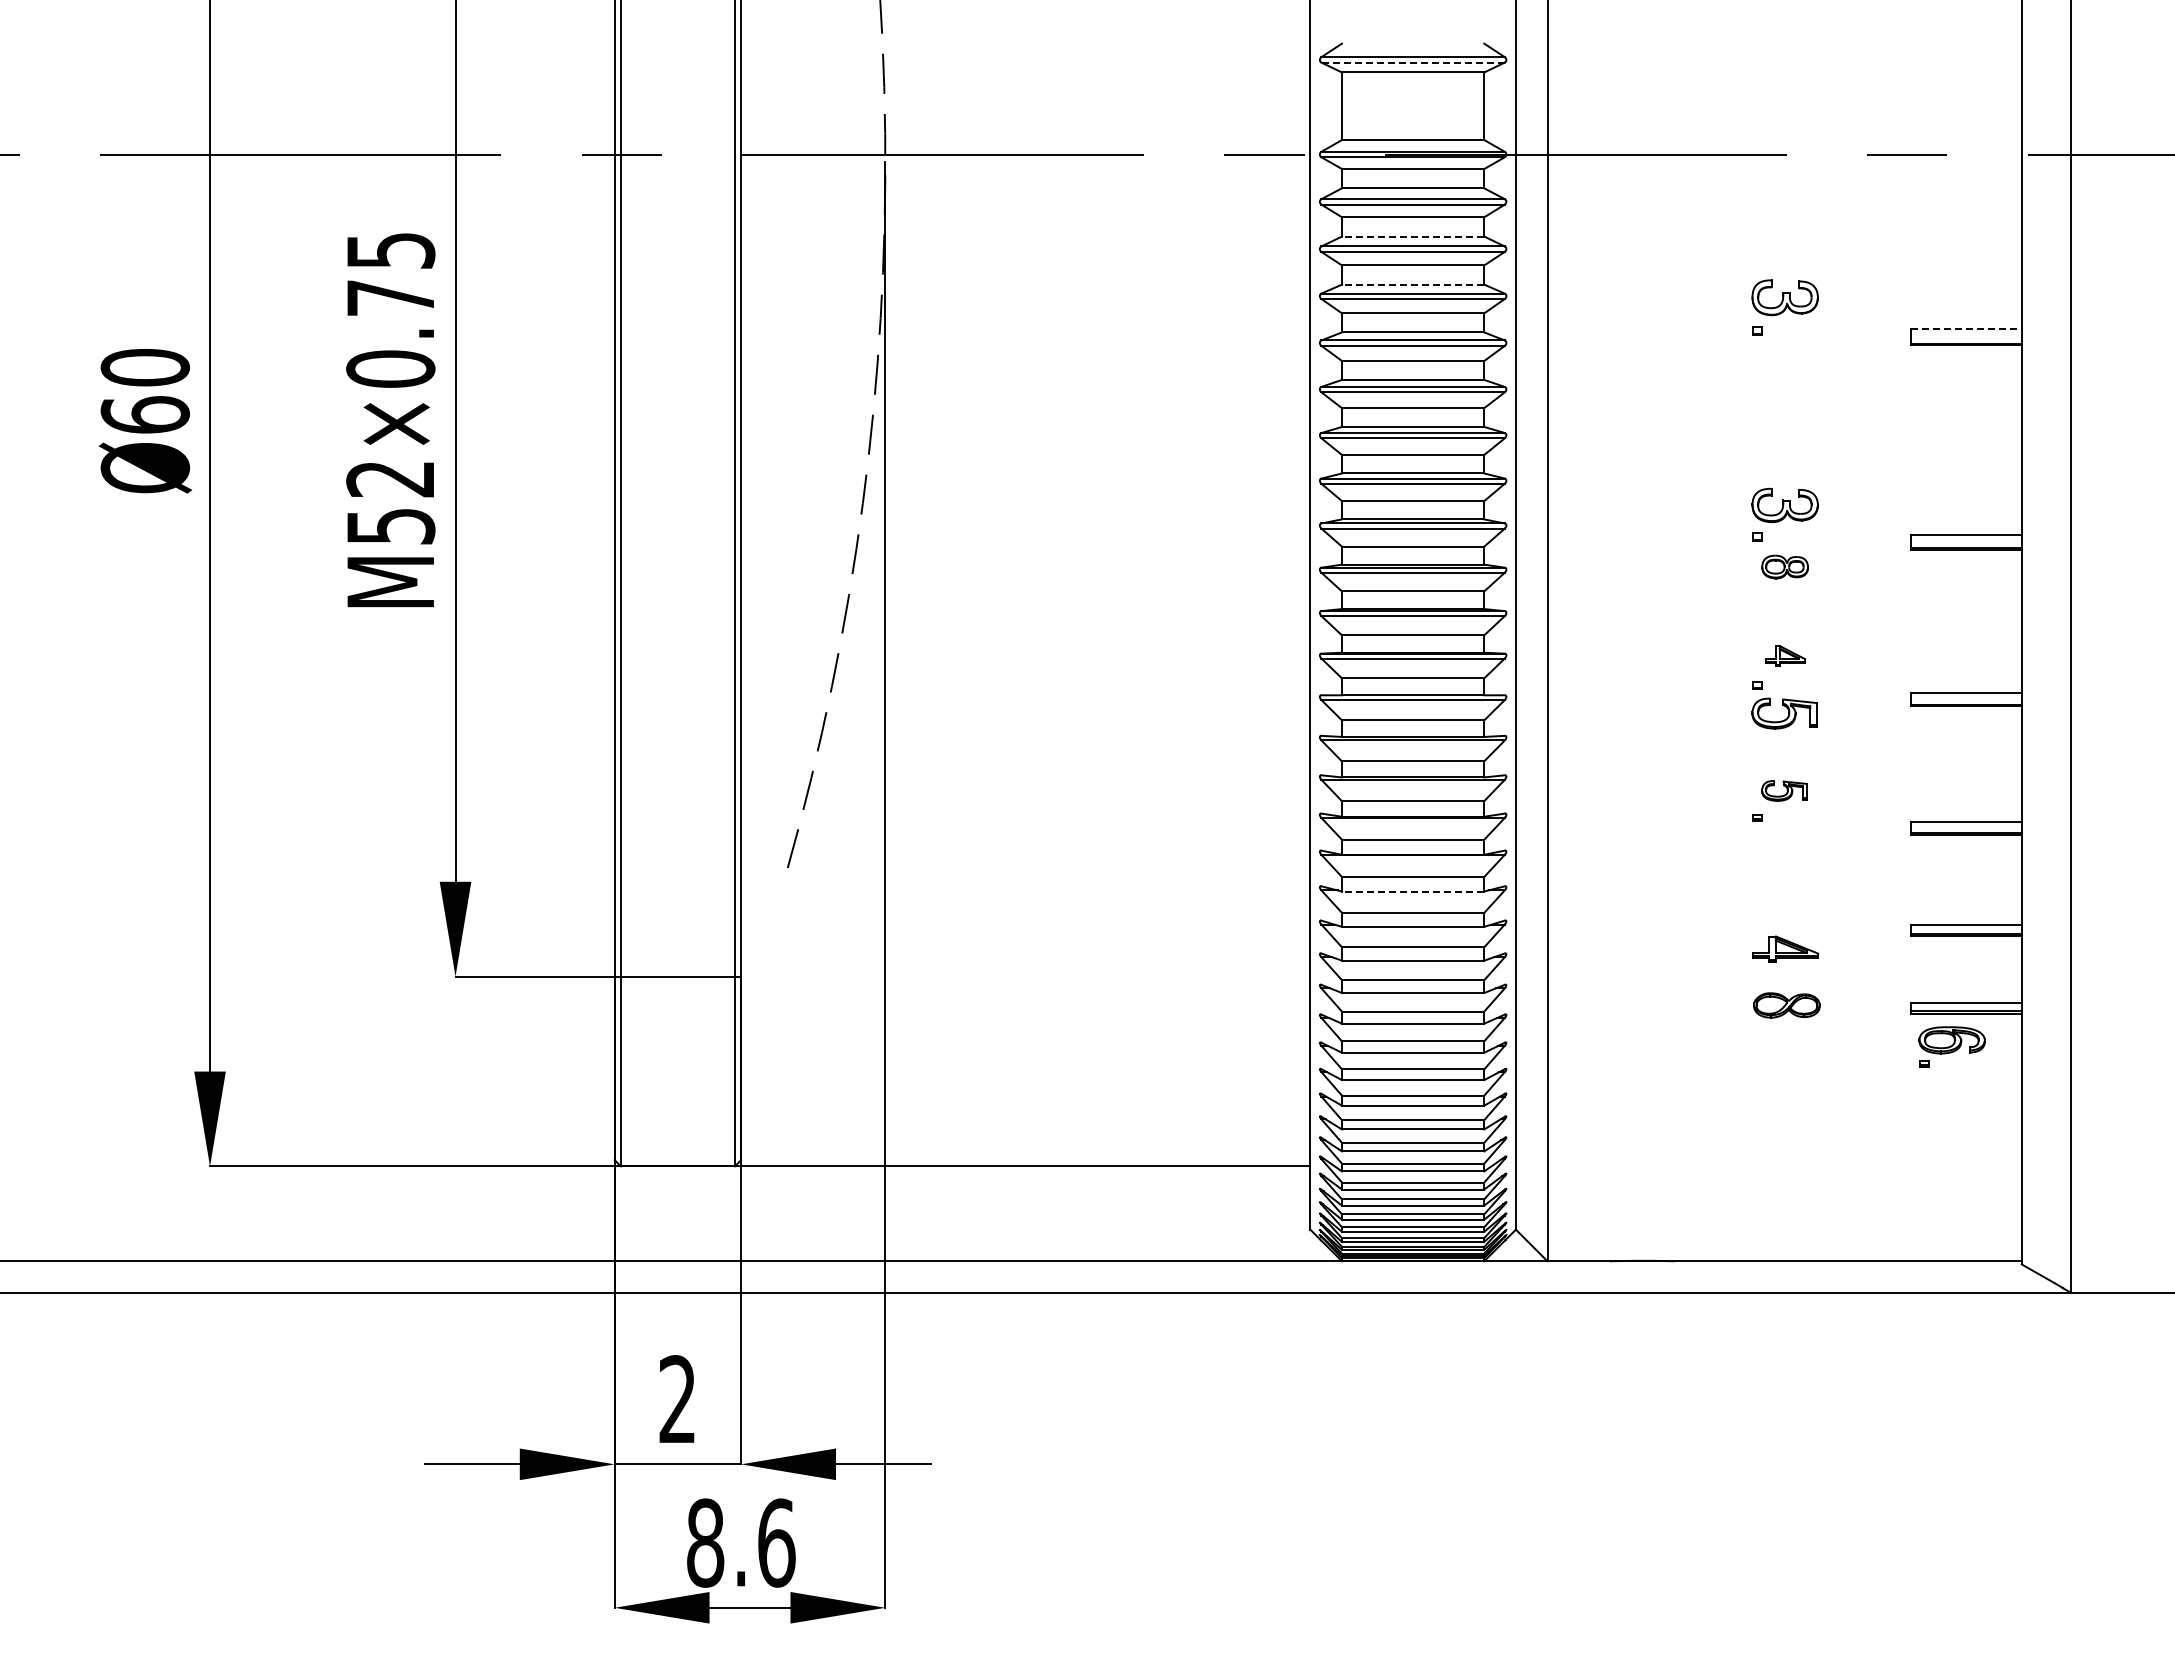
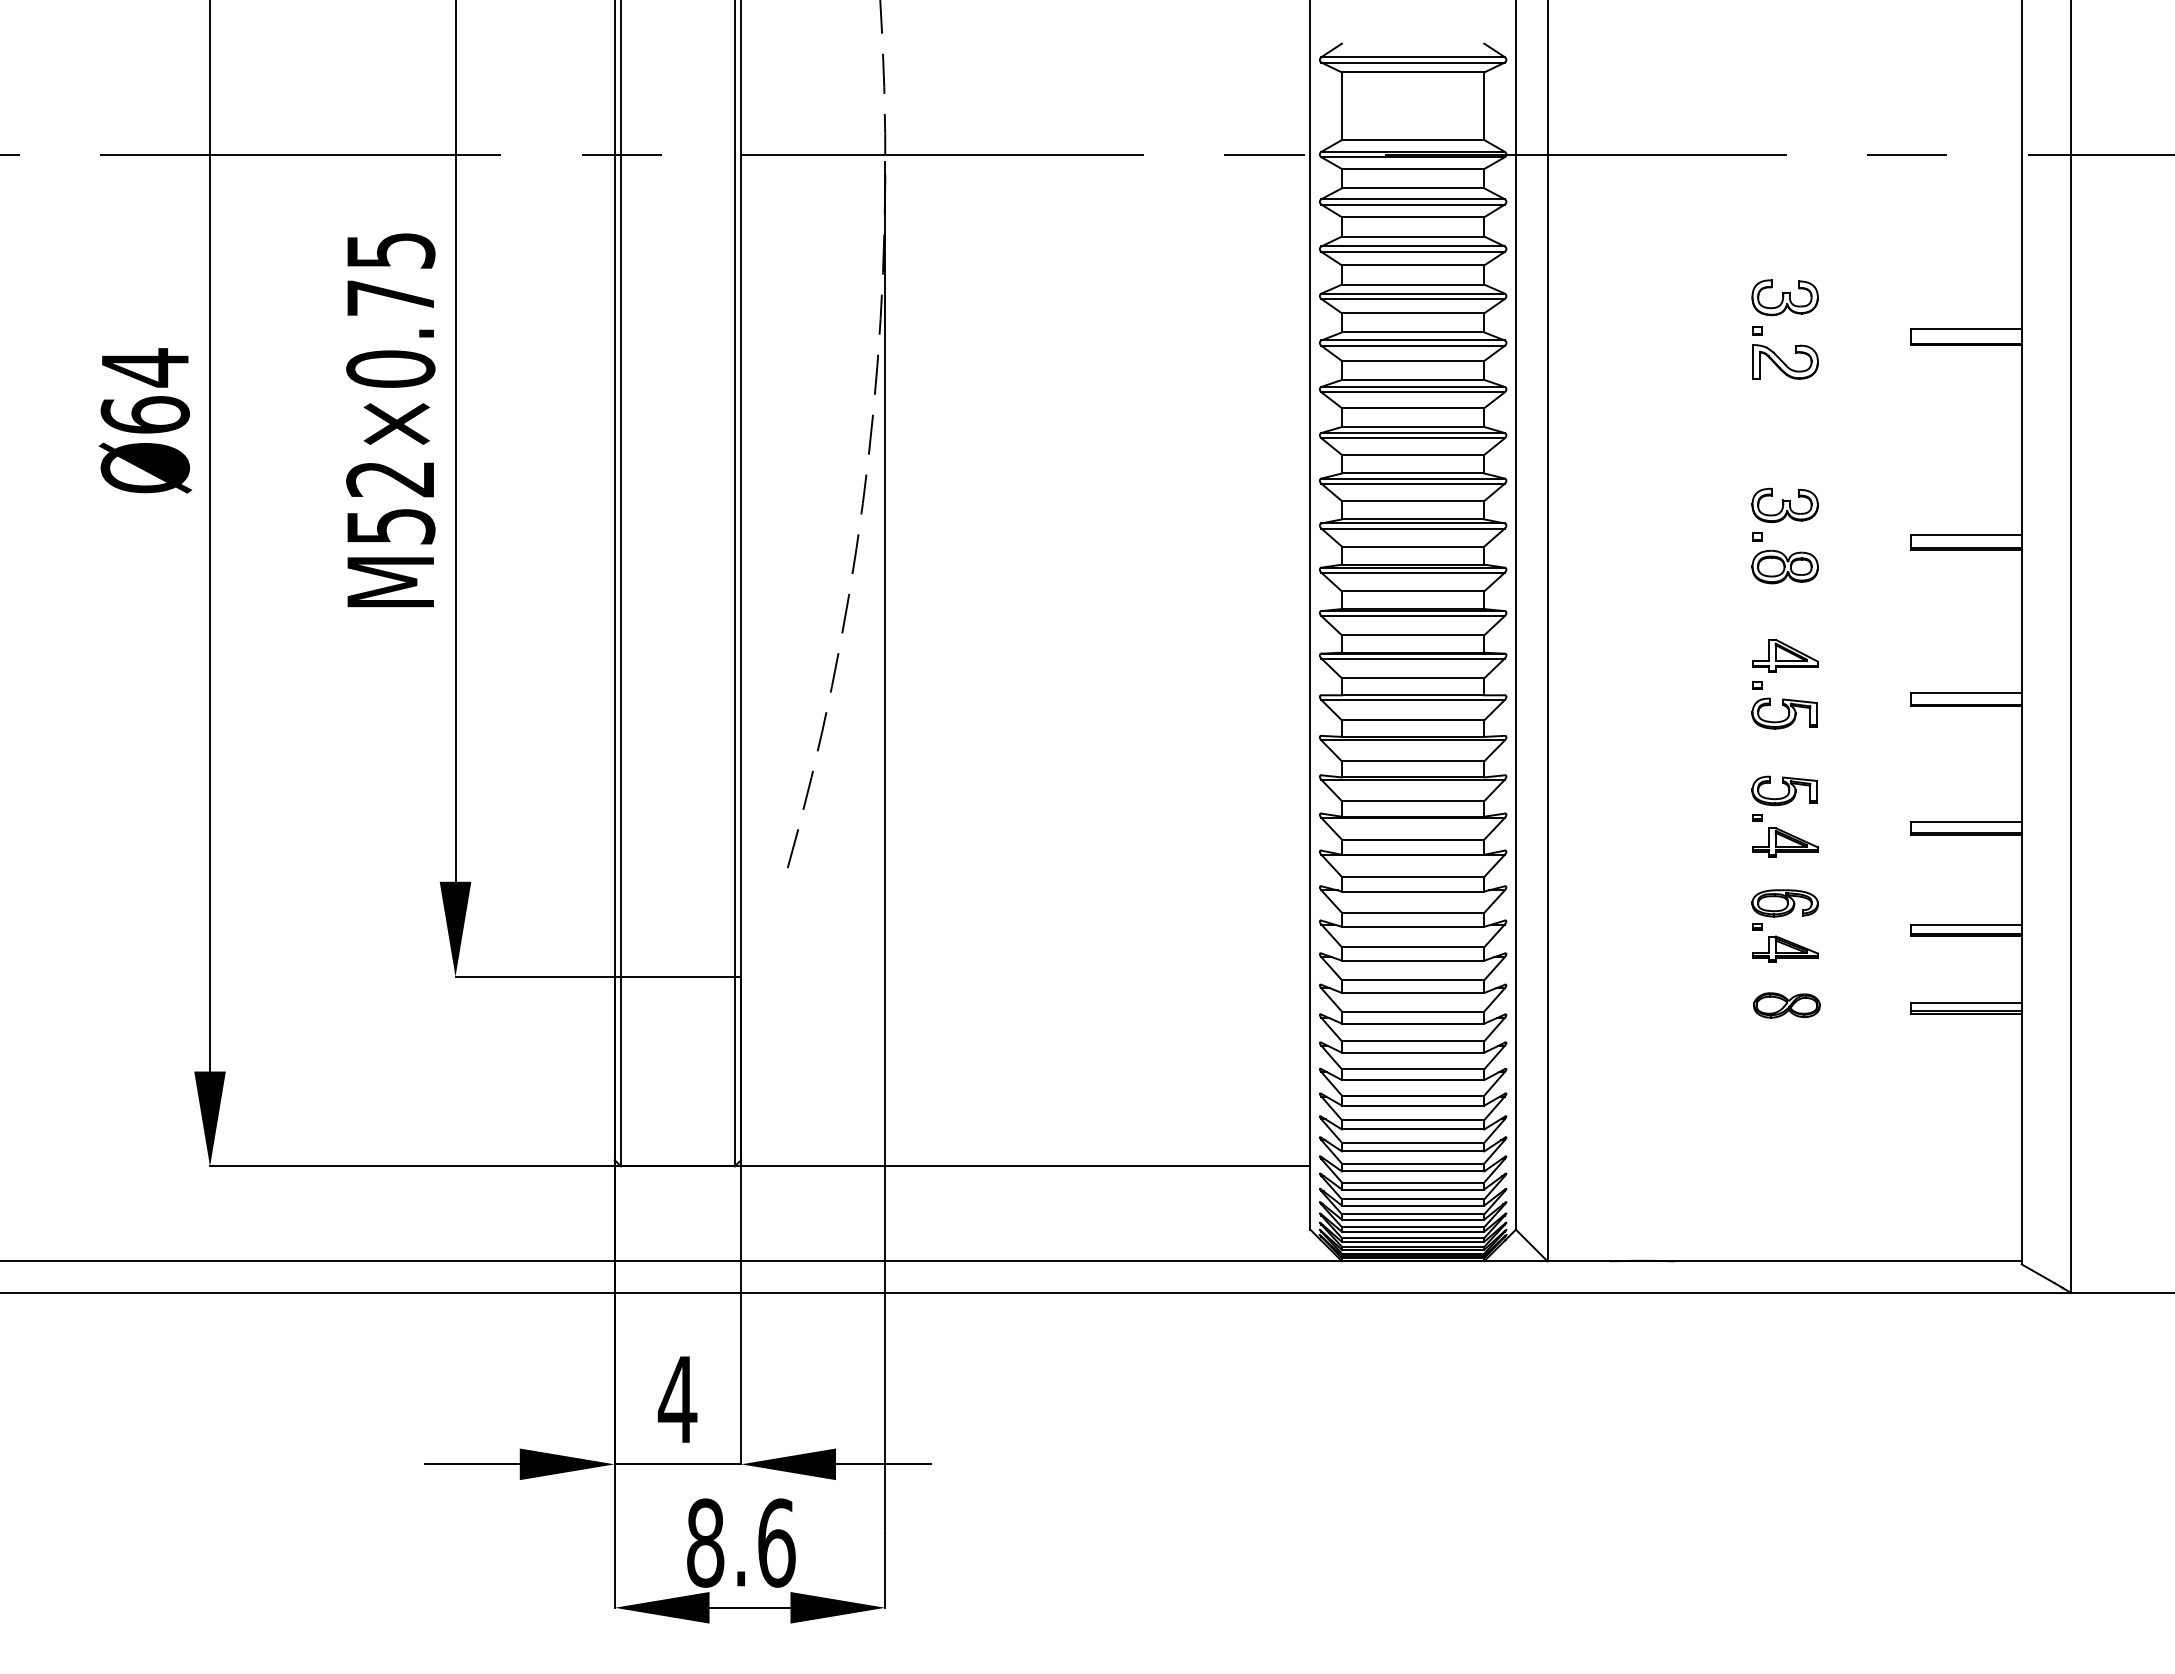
line: dashed -> solid (1413, 62)
line: dashed -> solid (1412, 236)
line: dashed -> solid (1412, 284)
line: dashed -> solid (1967, 329)
part: none -> present (1785, 361)
text: Ø60 -> Ø64 (145, 367)
part size: 48x26 px -> 68x36 px (1784, 566)
part size: 42x22 px -> 68x35 px (1785, 655)
part size: 47x22 px -> 67x32 px (1784, 790)
part: none -> present (1785, 842)
line: dashed -> solid (1412, 891)
part position: (1951, 1046) -> (1784, 909) (1784, 909)
text: 2 -> 4 (677, 1398)
